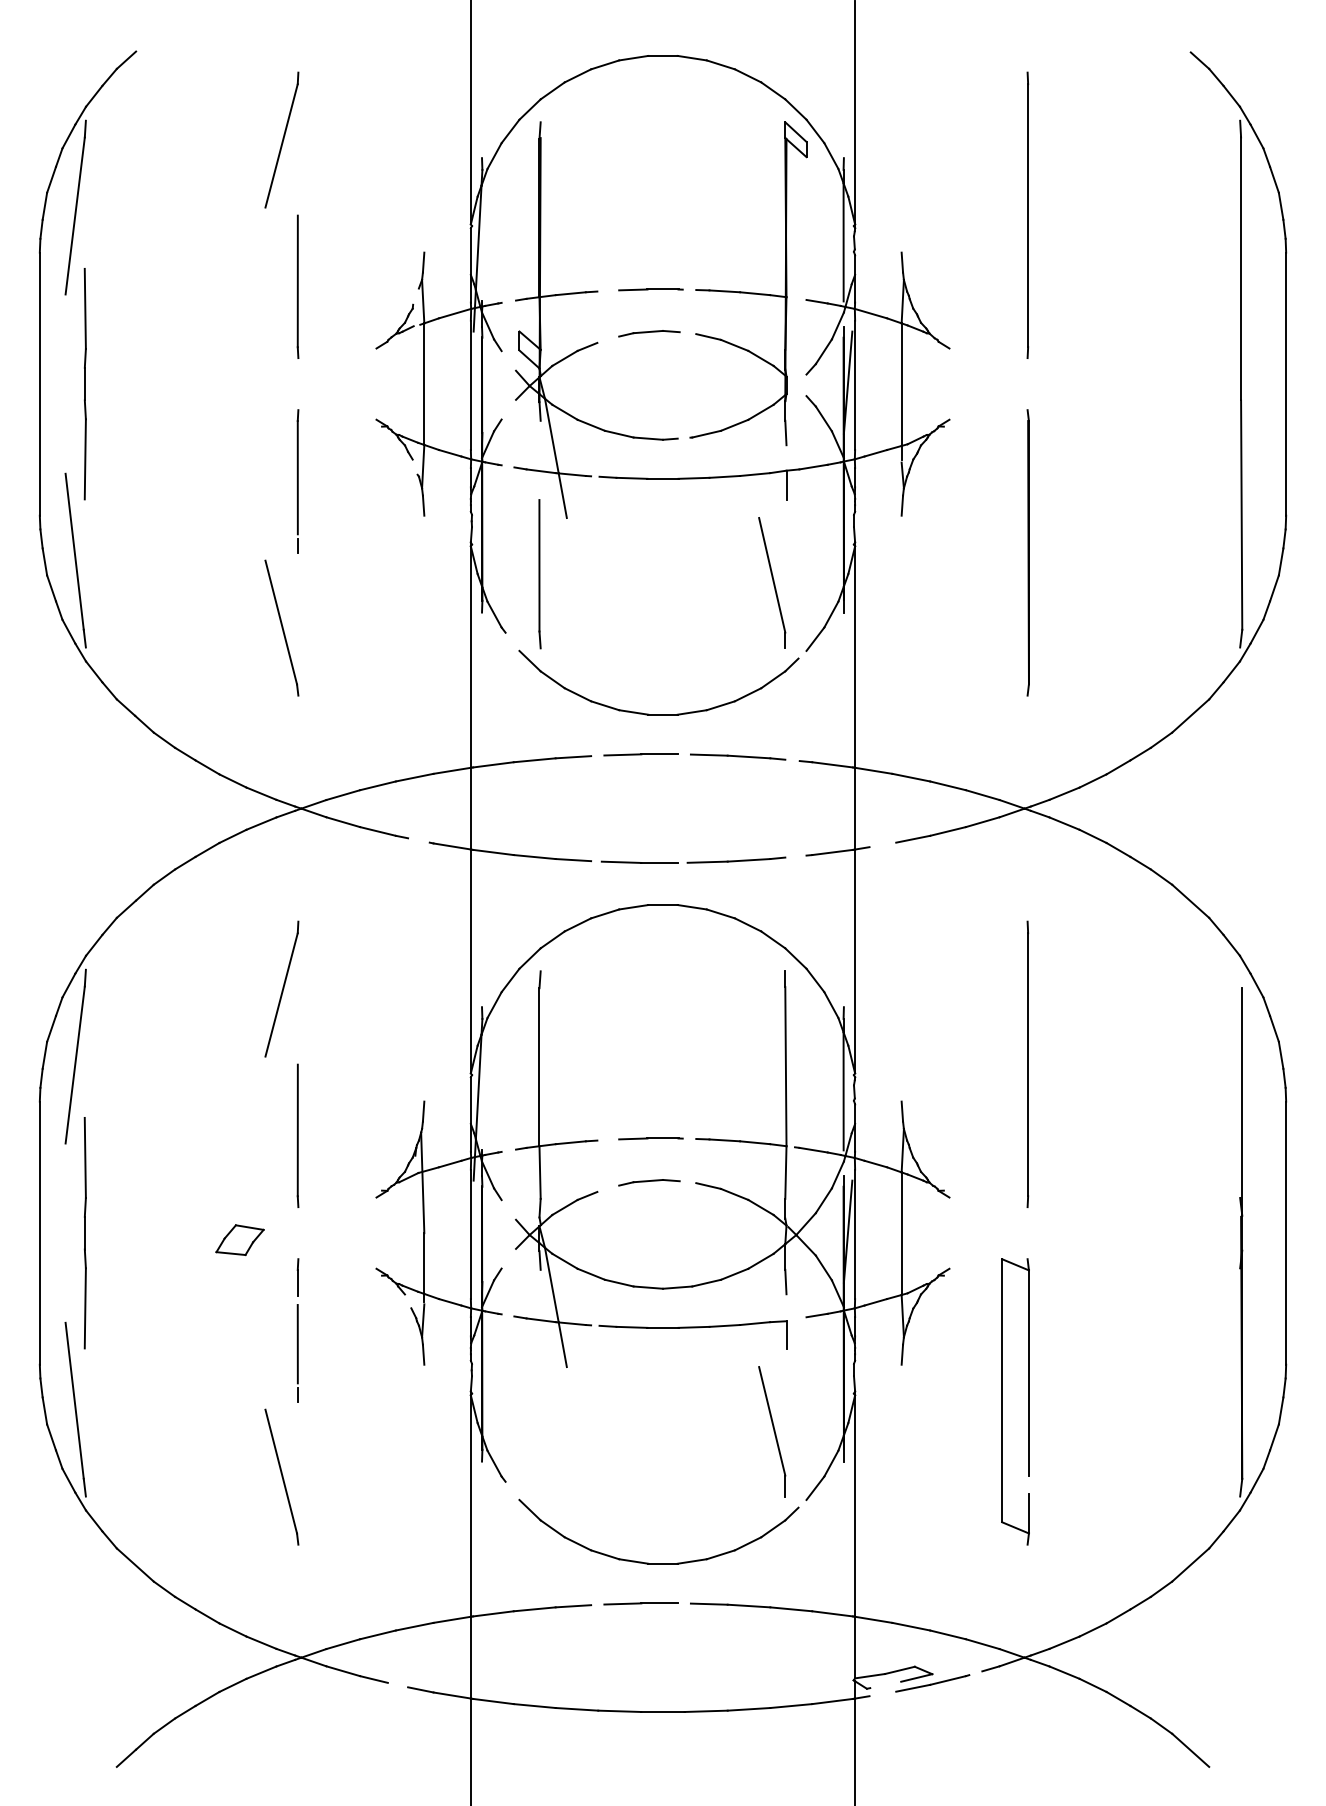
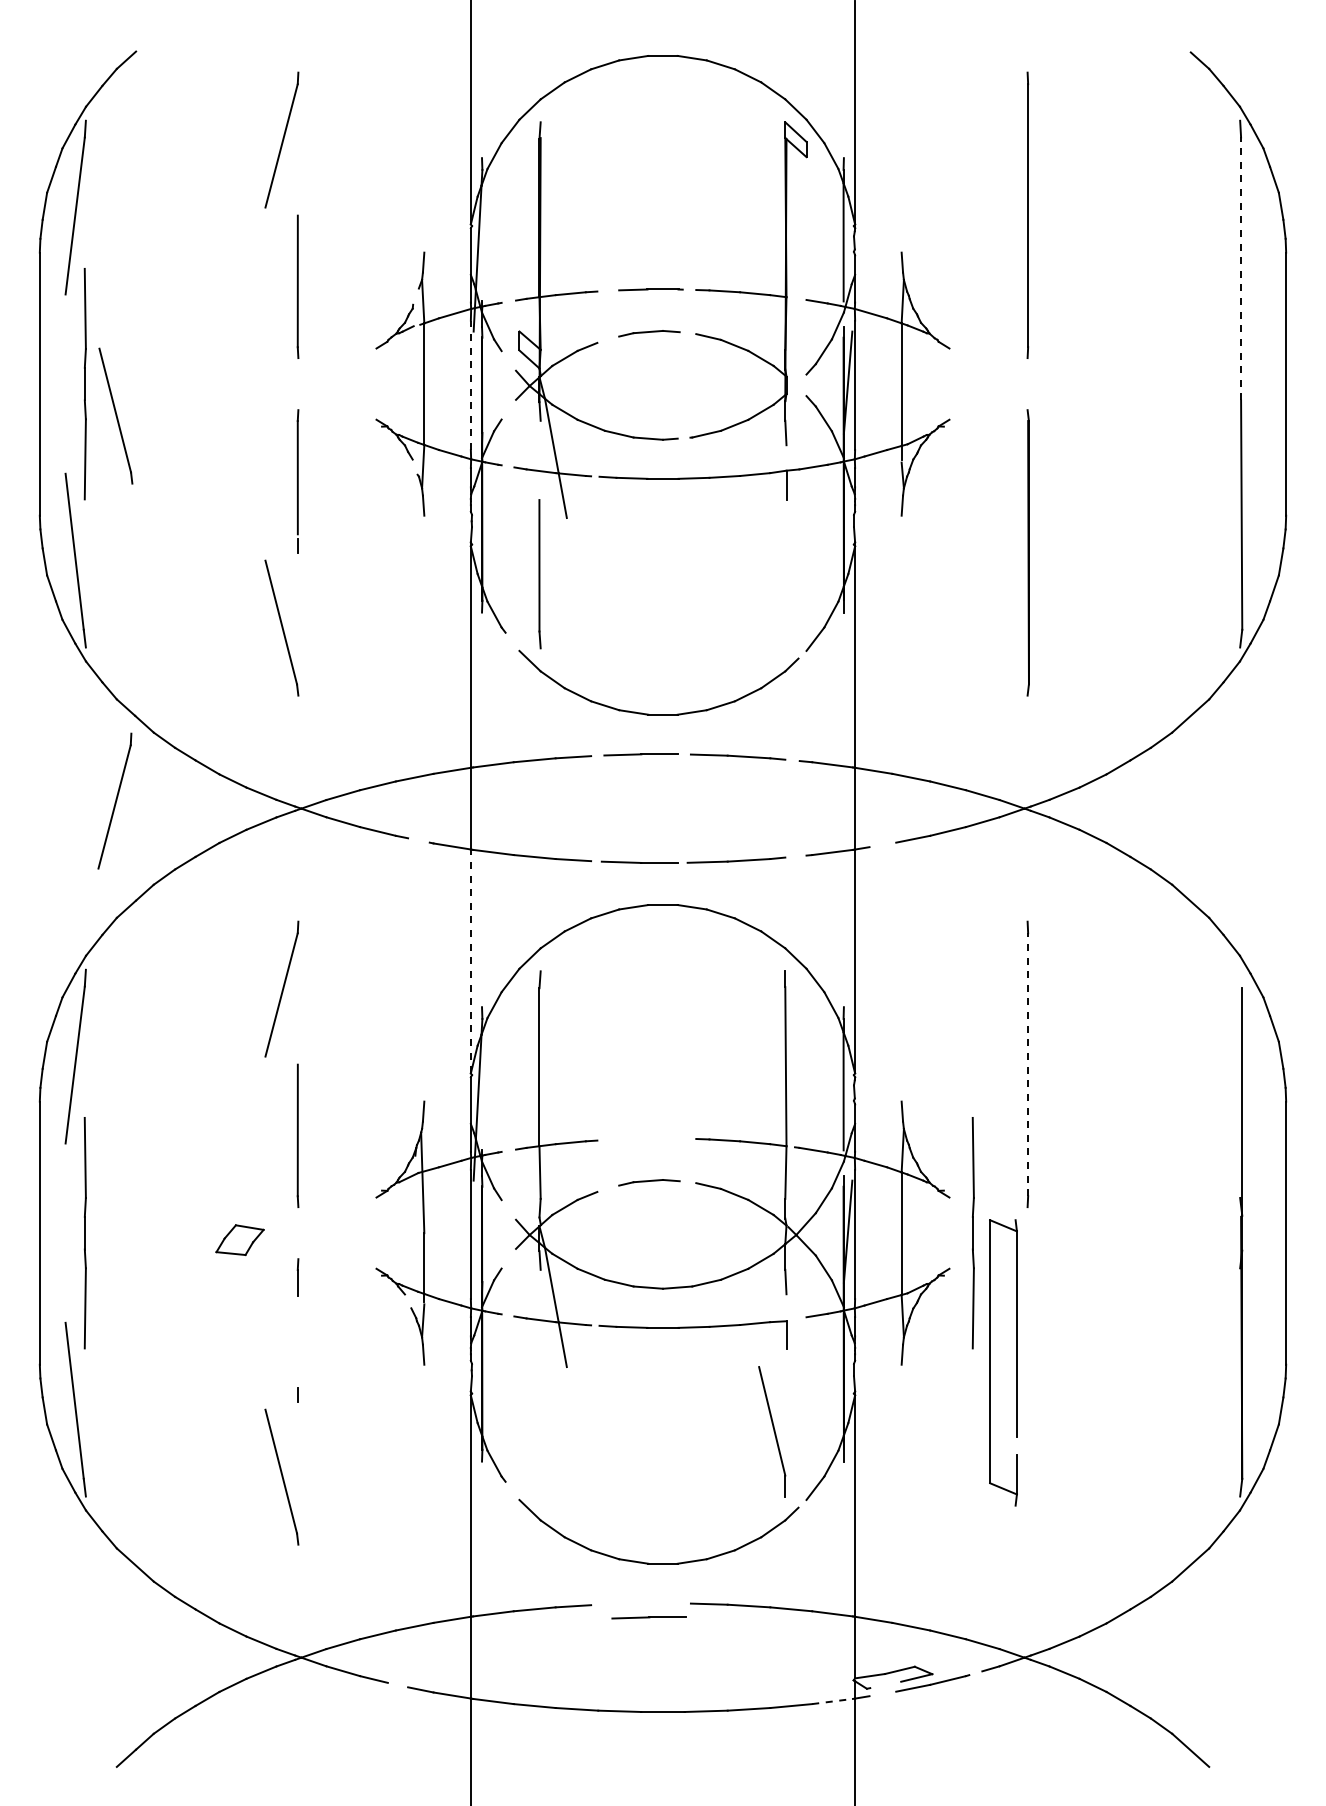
line: solid -> dashed (1241, 268)
line: solid -> dashed (470, 385)
part: none -> present (115, 415)
part: present -> none (772, 582)
part: none -> present (114, 800)
line: solid -> dashed (470, 961)
line: solid -> dashed (1028, 1064)
line: present -> none (650, 1138)
line: none -> present (972, 1233)
line: present -> none (297, 1344)
part position: (1002, 1401) -> (990, 1362) (990, 1362)
line position: (640, 1603) -> (648, 1617) (648, 1617)
line: solid -> dashed (832, 1701)
